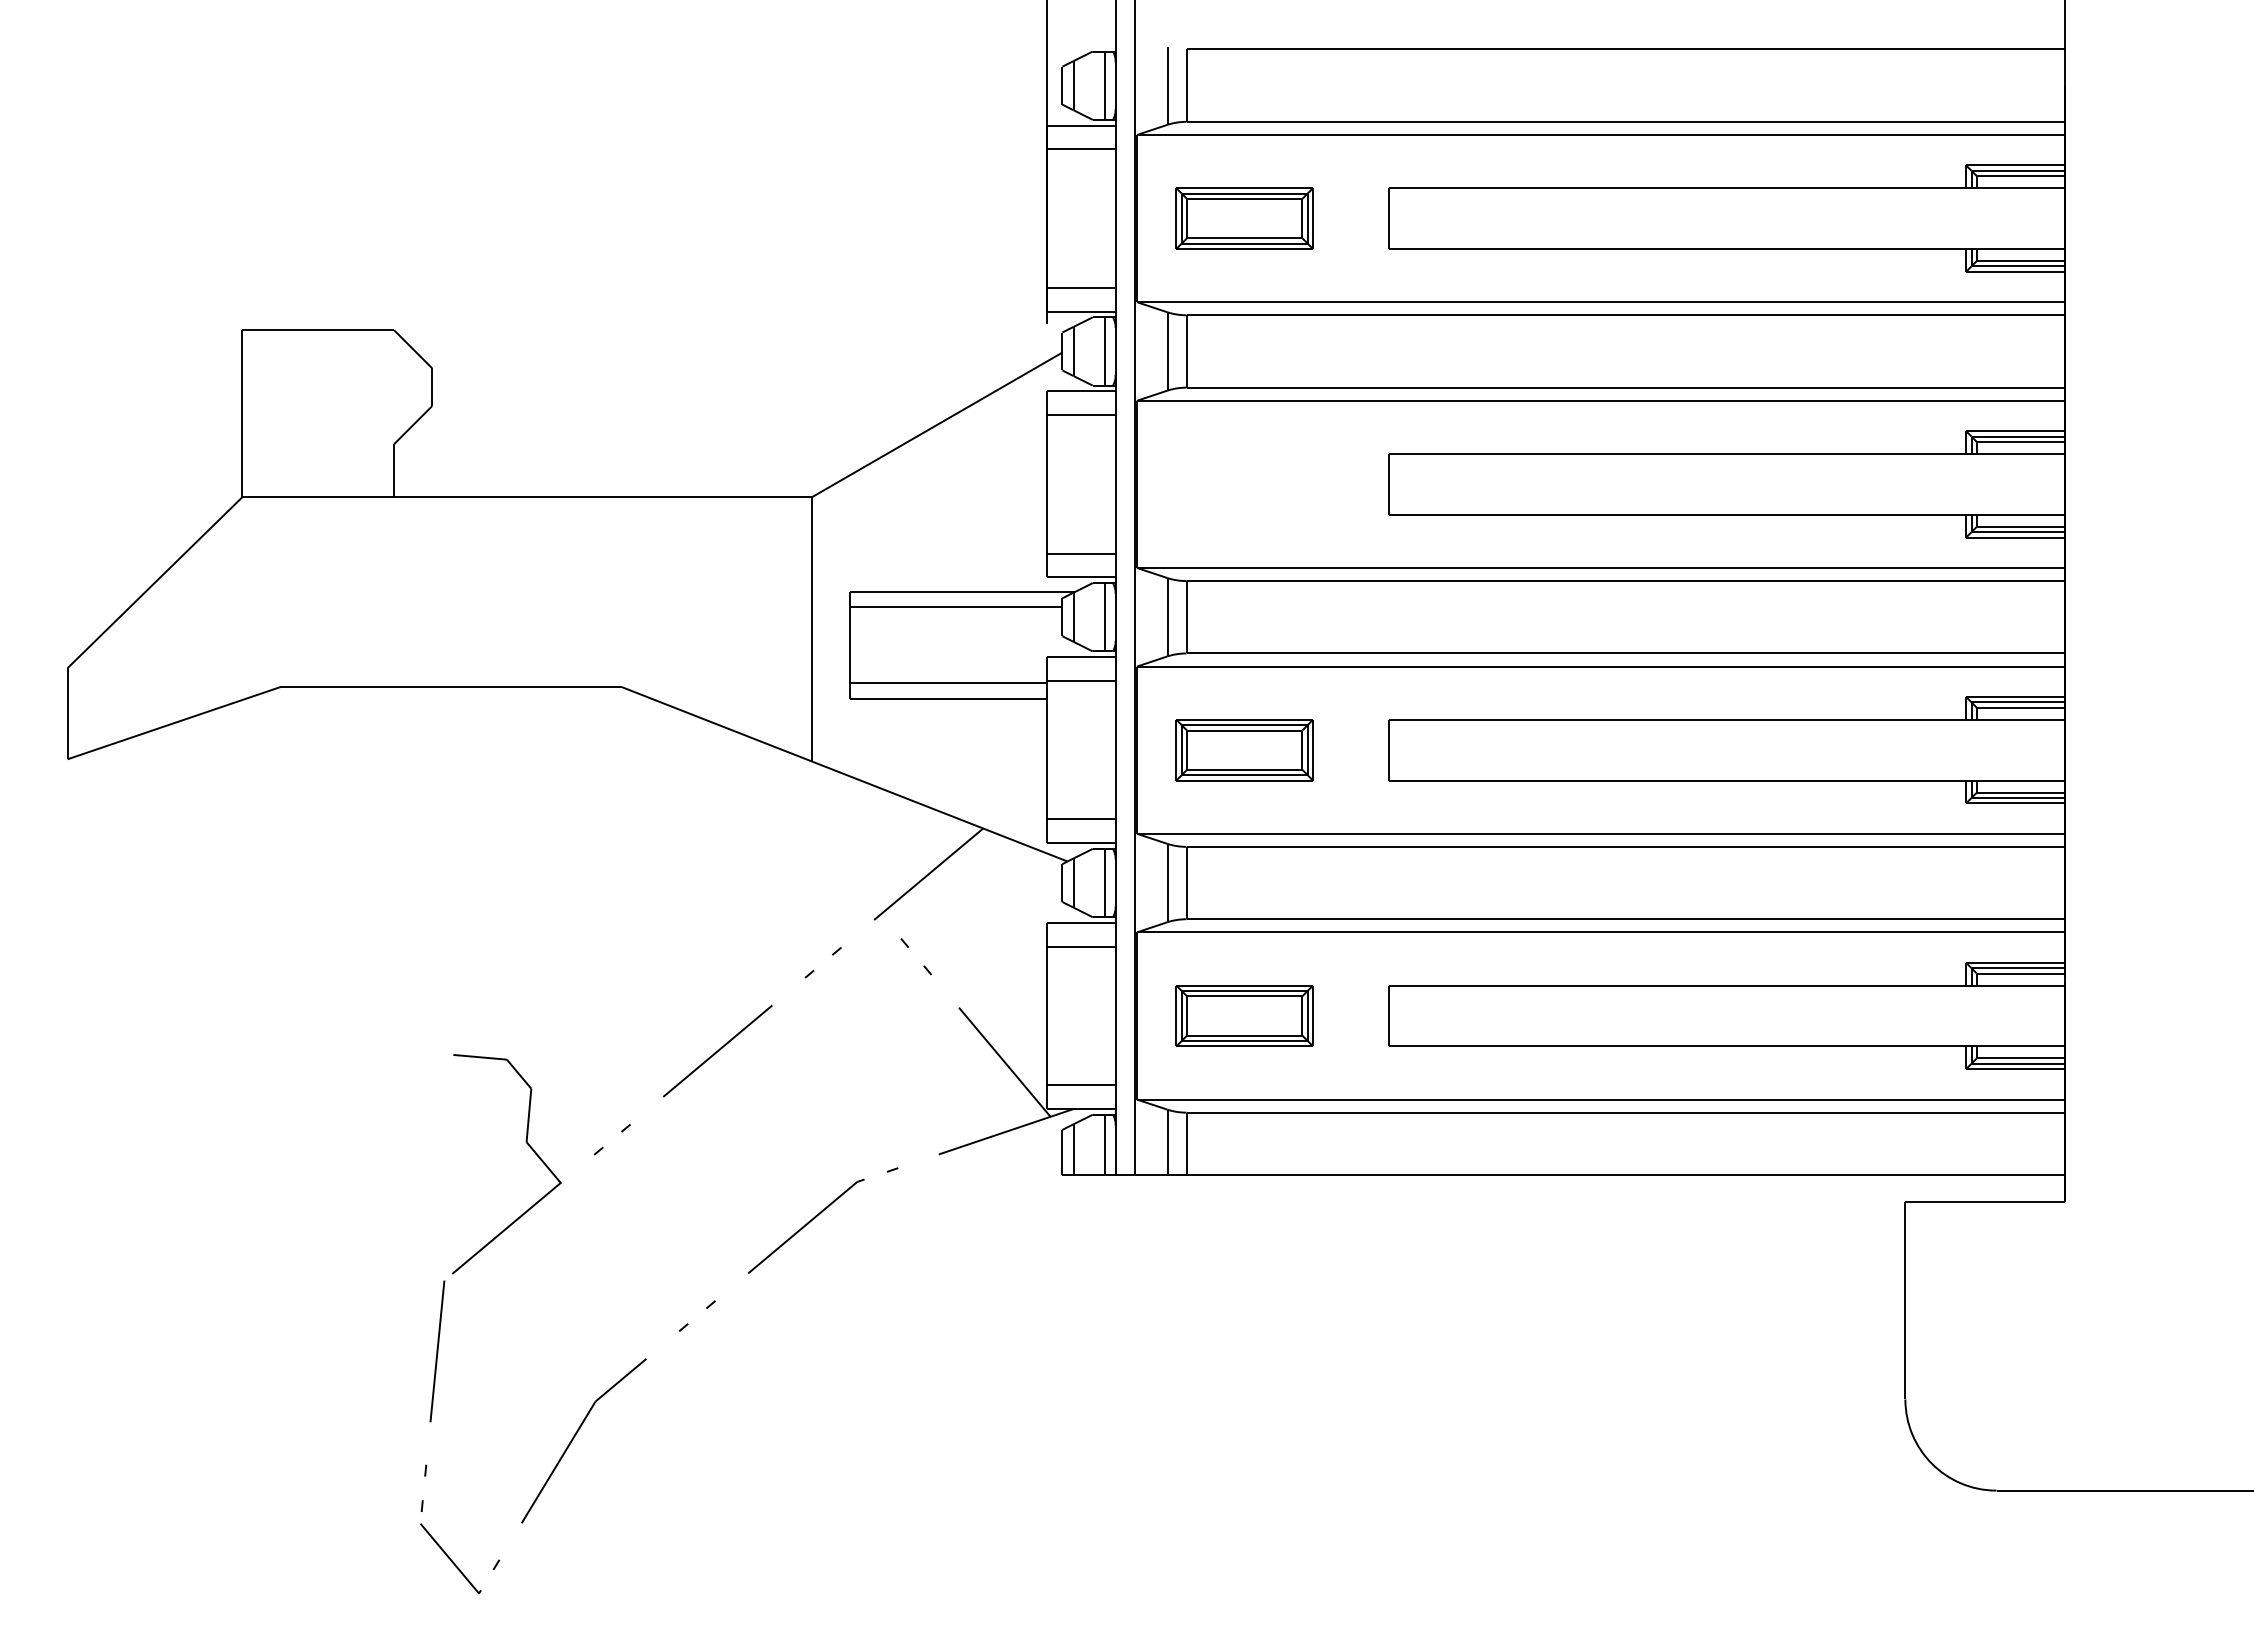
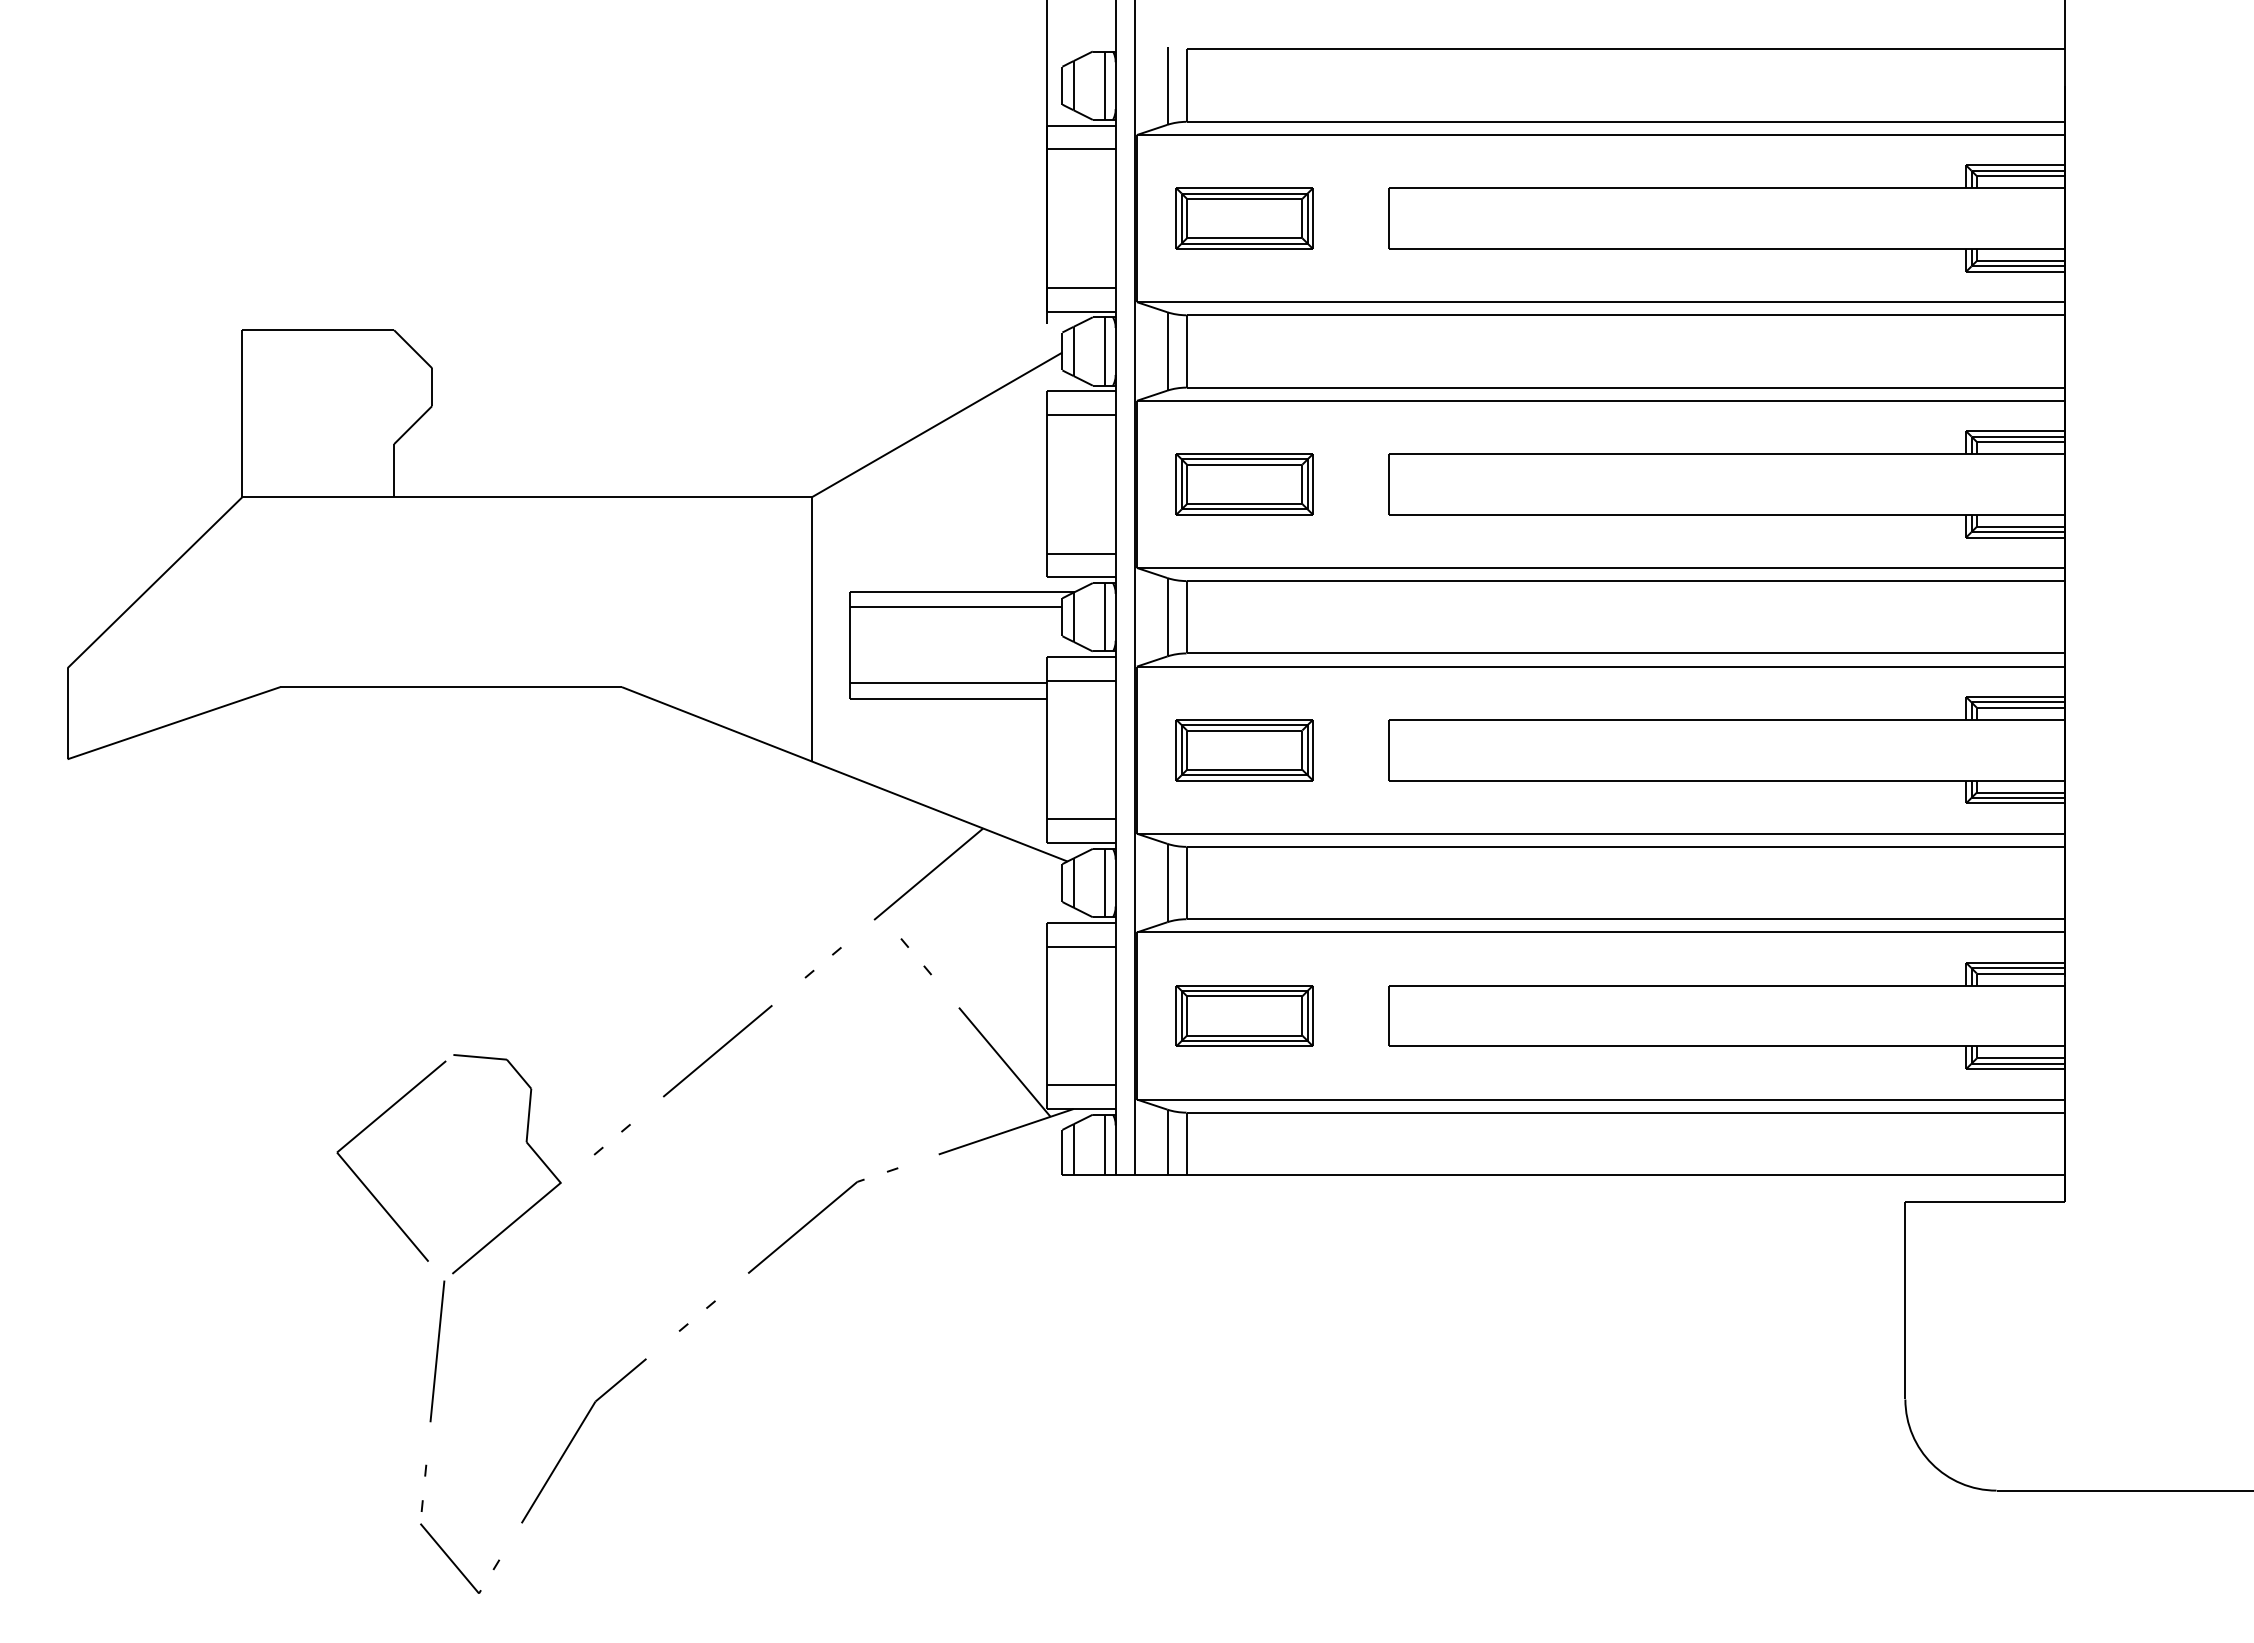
part: none -> present (1244, 484)
part: none -> present (365, 1184)
